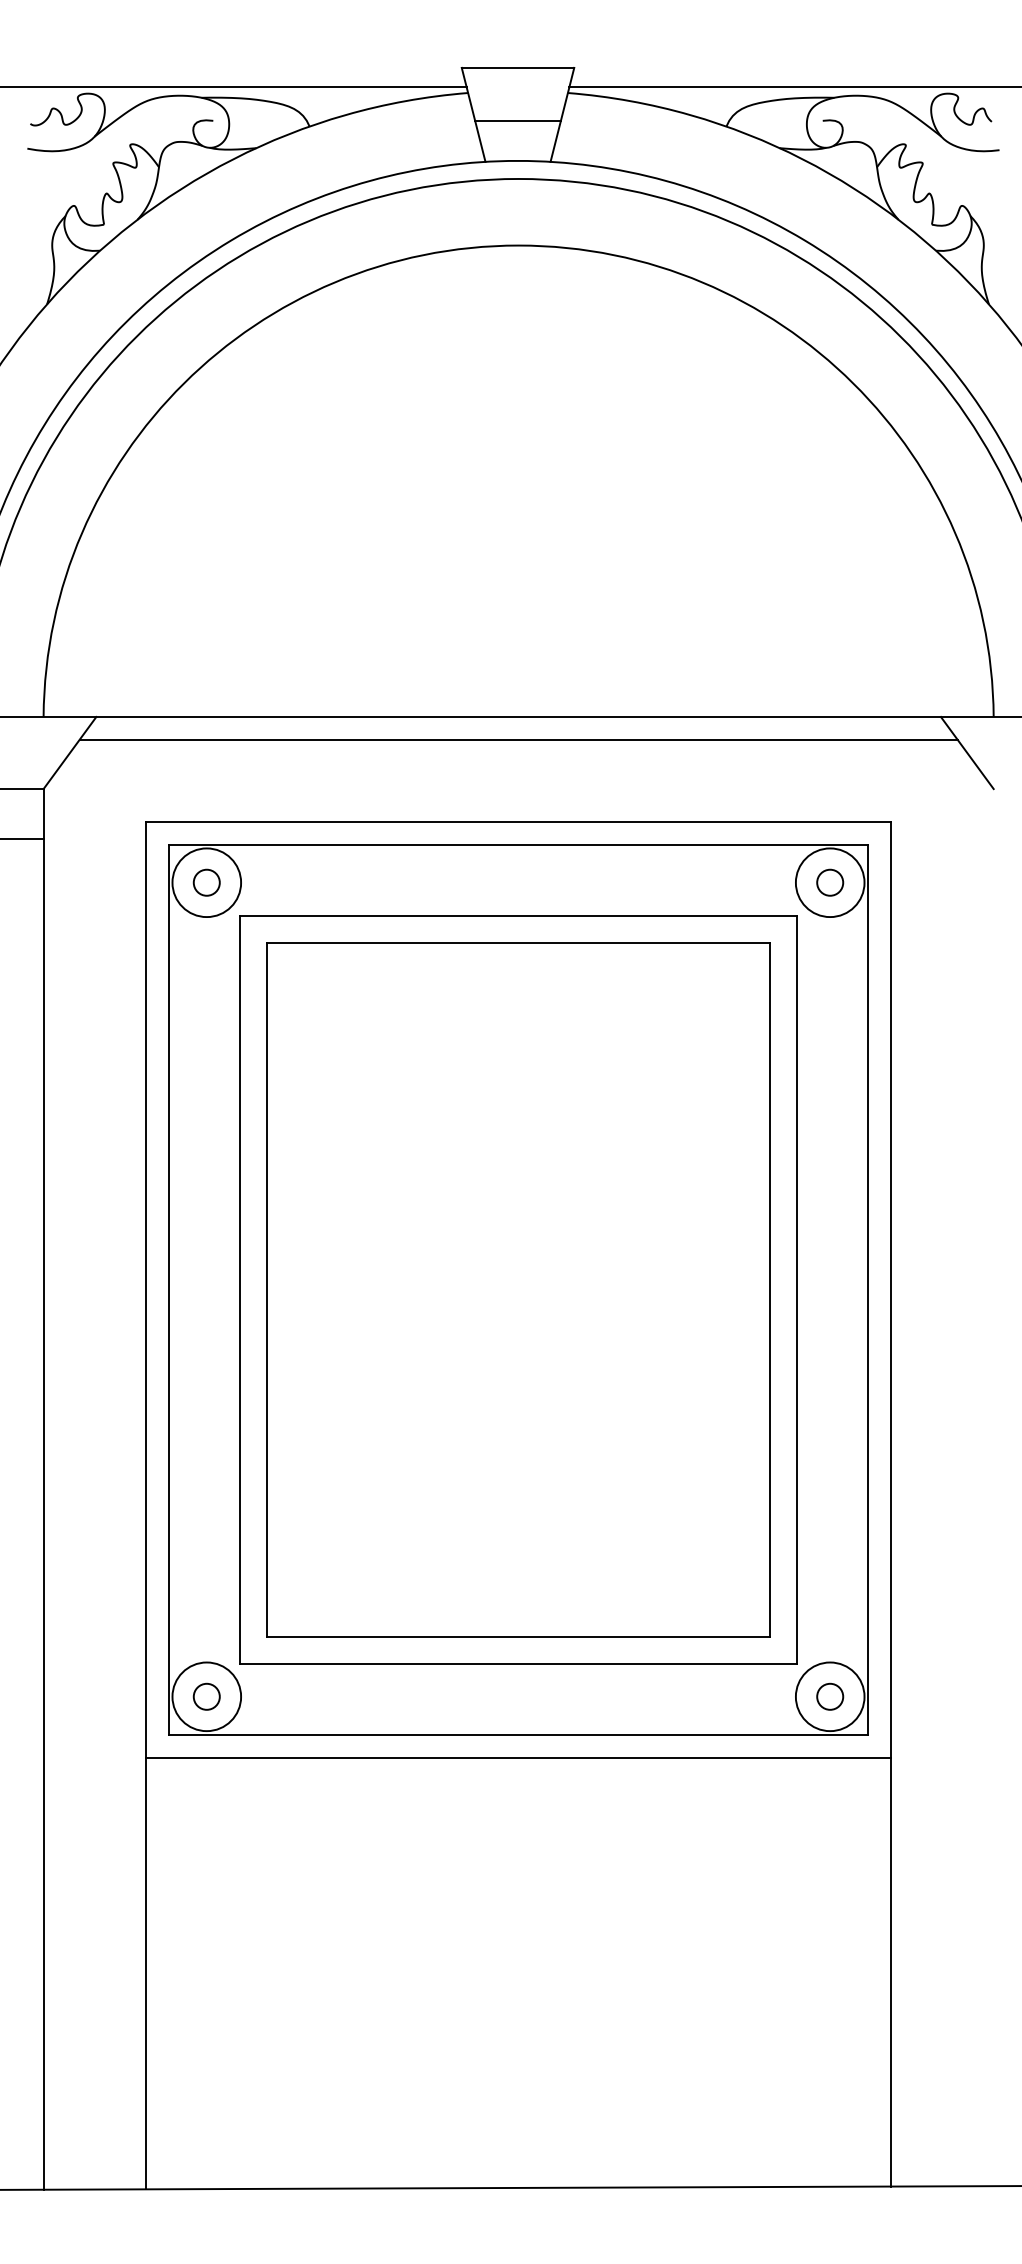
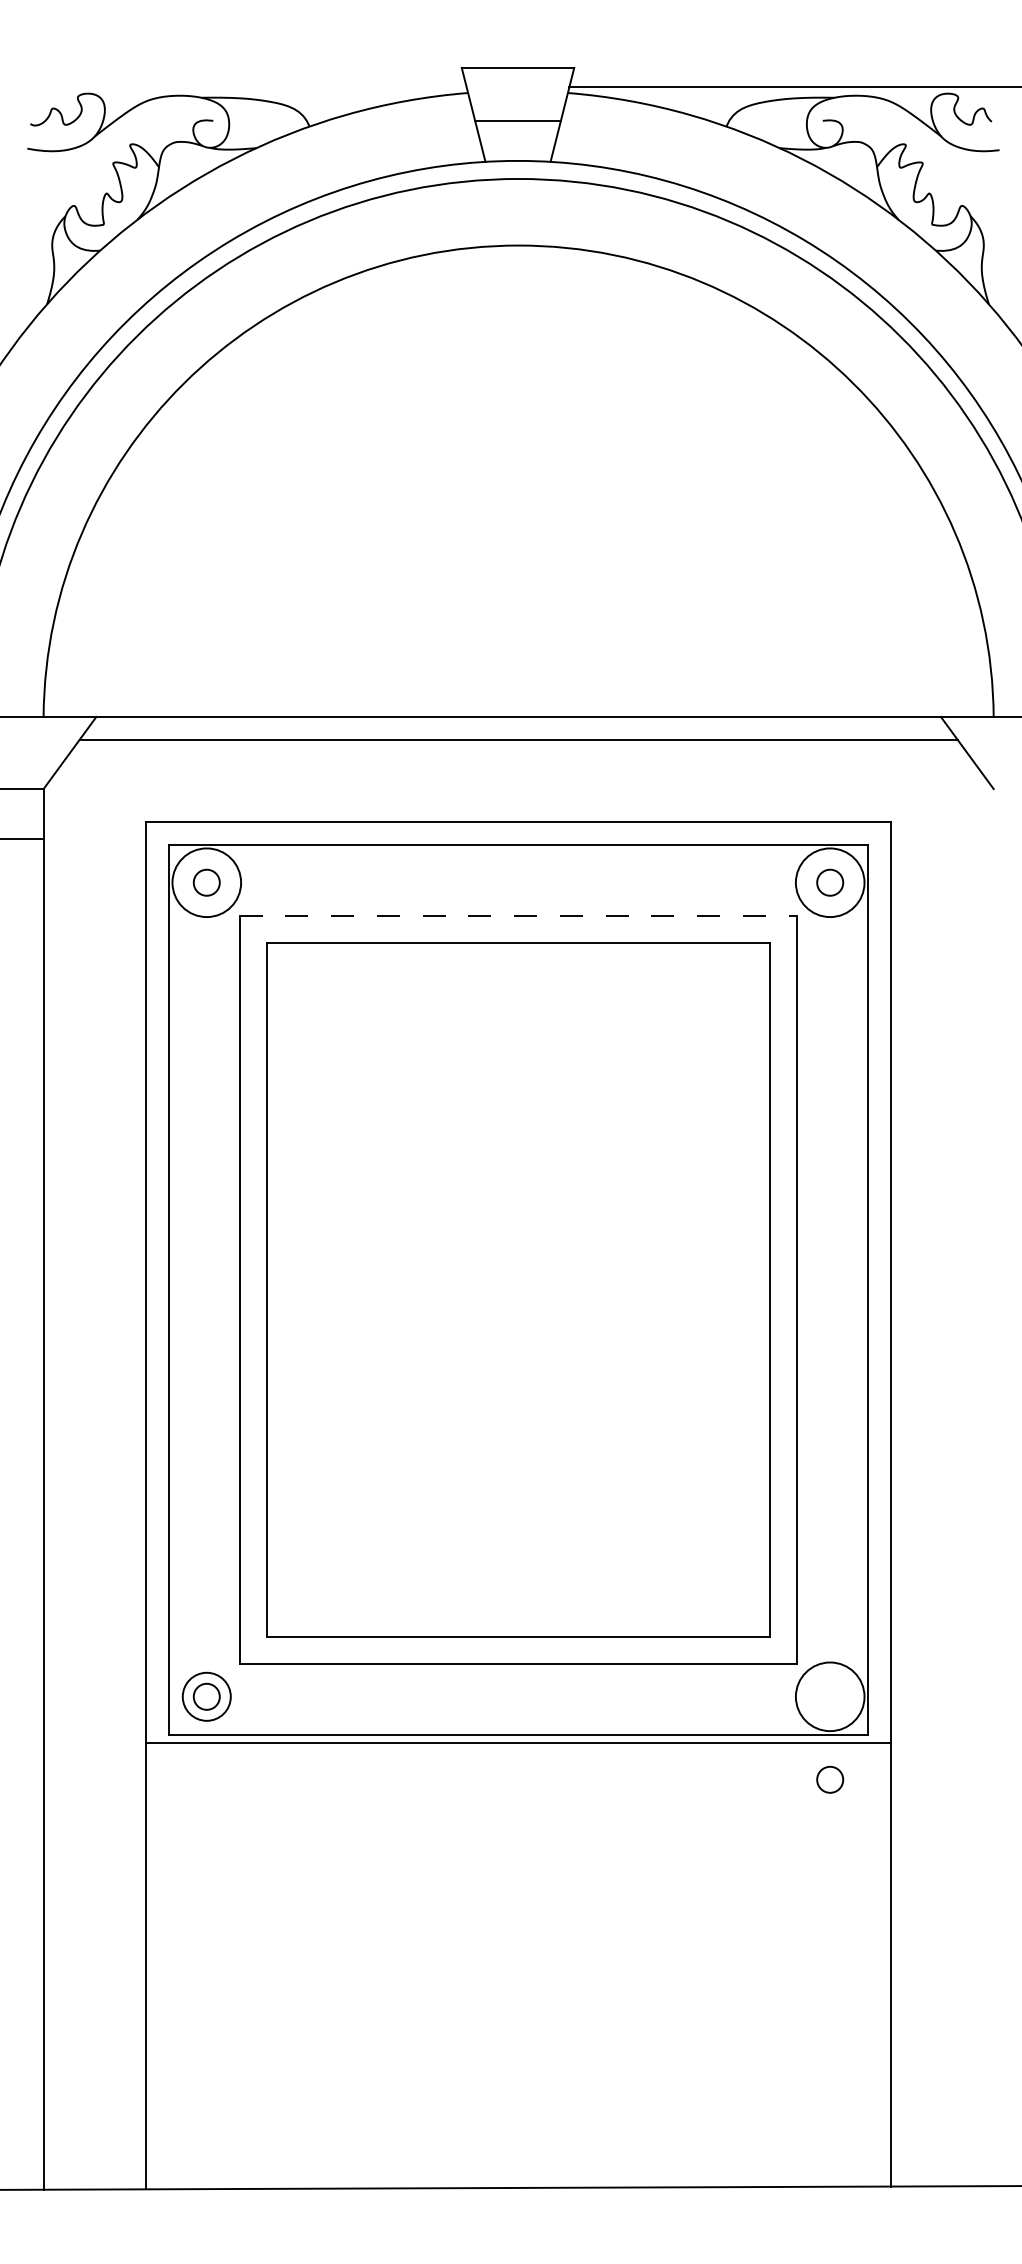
line: present -> none (234, 87)
line: solid -> dashed (518, 915)
circle diameter: 69 px -> 48 px (206, 1696)
circle position: (830, 1696) -> (830, 1779) (830, 1779)
line position: (518, 1757) -> (518, 1742) (518, 1742)
